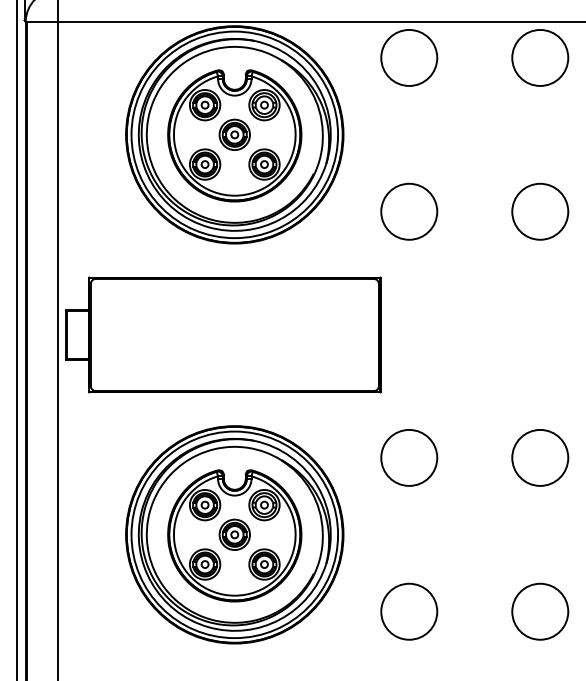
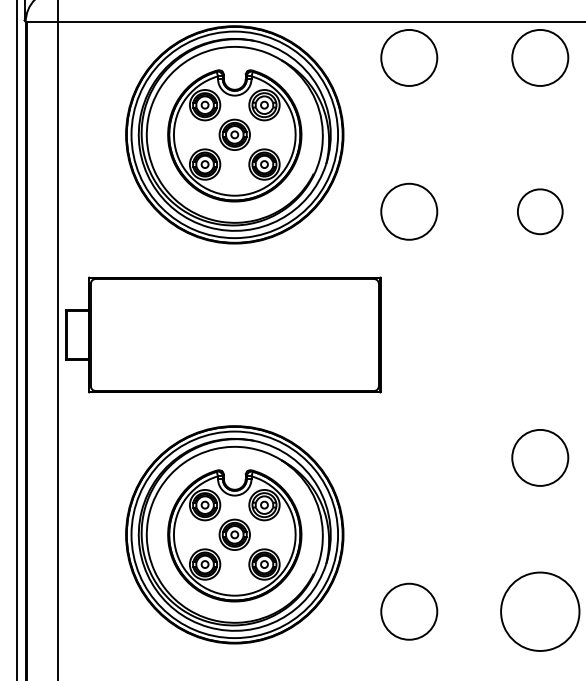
circle diameter: 56 px -> 45 px (539, 211)
circle: present -> none (409, 457)
circle diameter: 56 px -> 78 px (540, 611)
